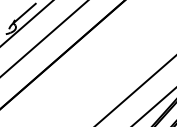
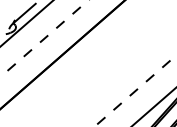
line: solid -> dashed (44, 38)
line: solid -> dashed (135, 90)
